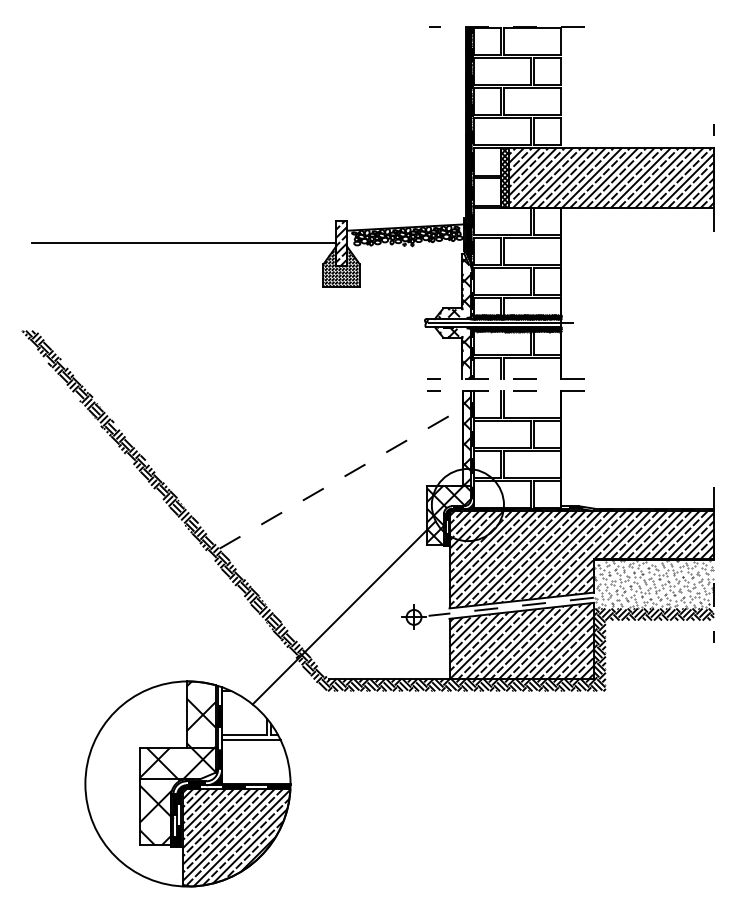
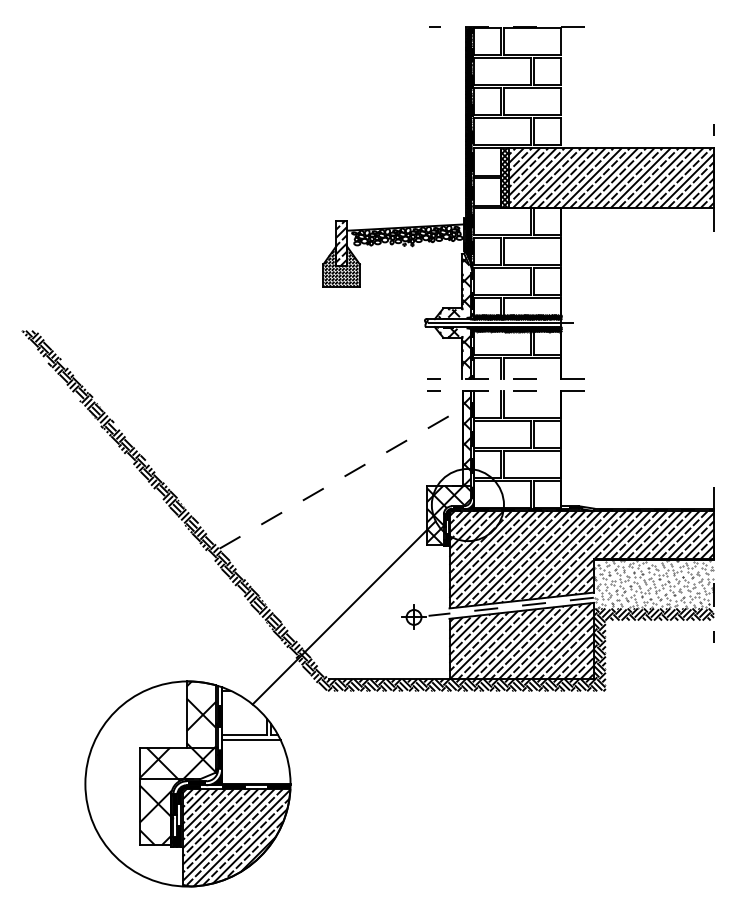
line: present -> none (184, 243)
